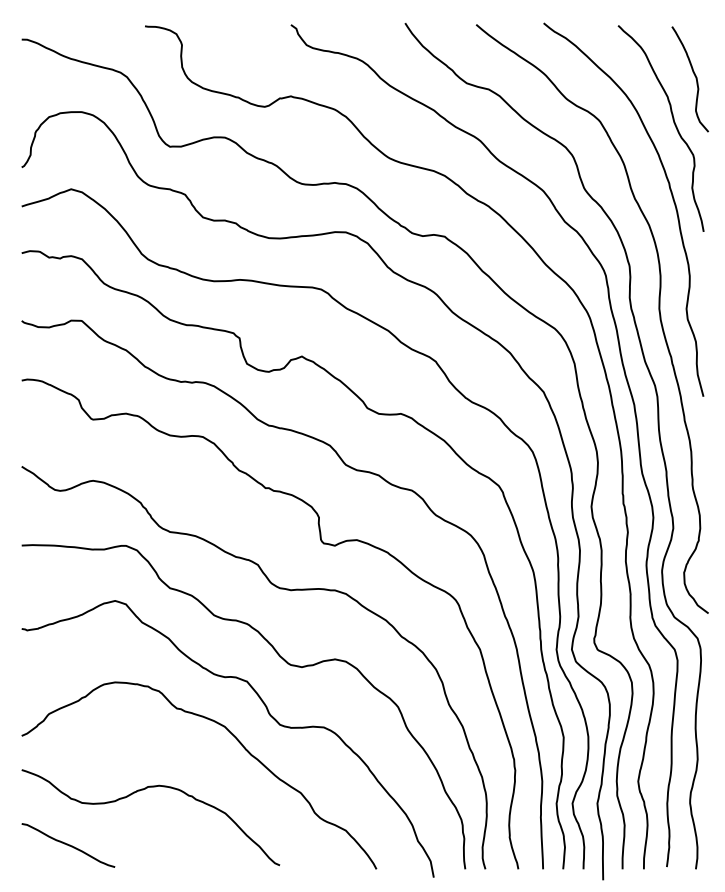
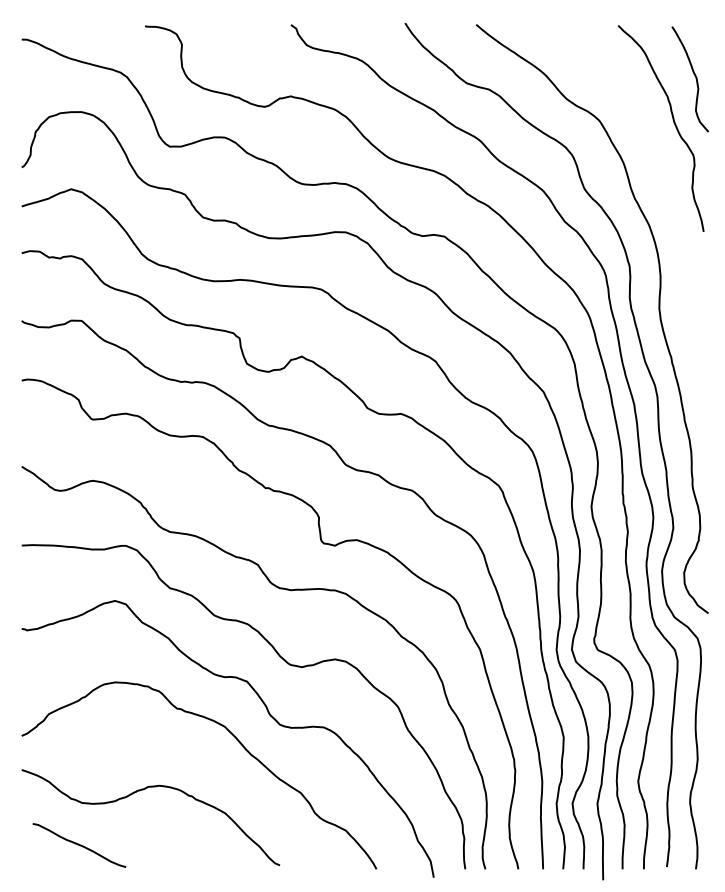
curve: present -> none (671, 196)
curve position: (68, 845) -> (79, 845) (79, 845)
